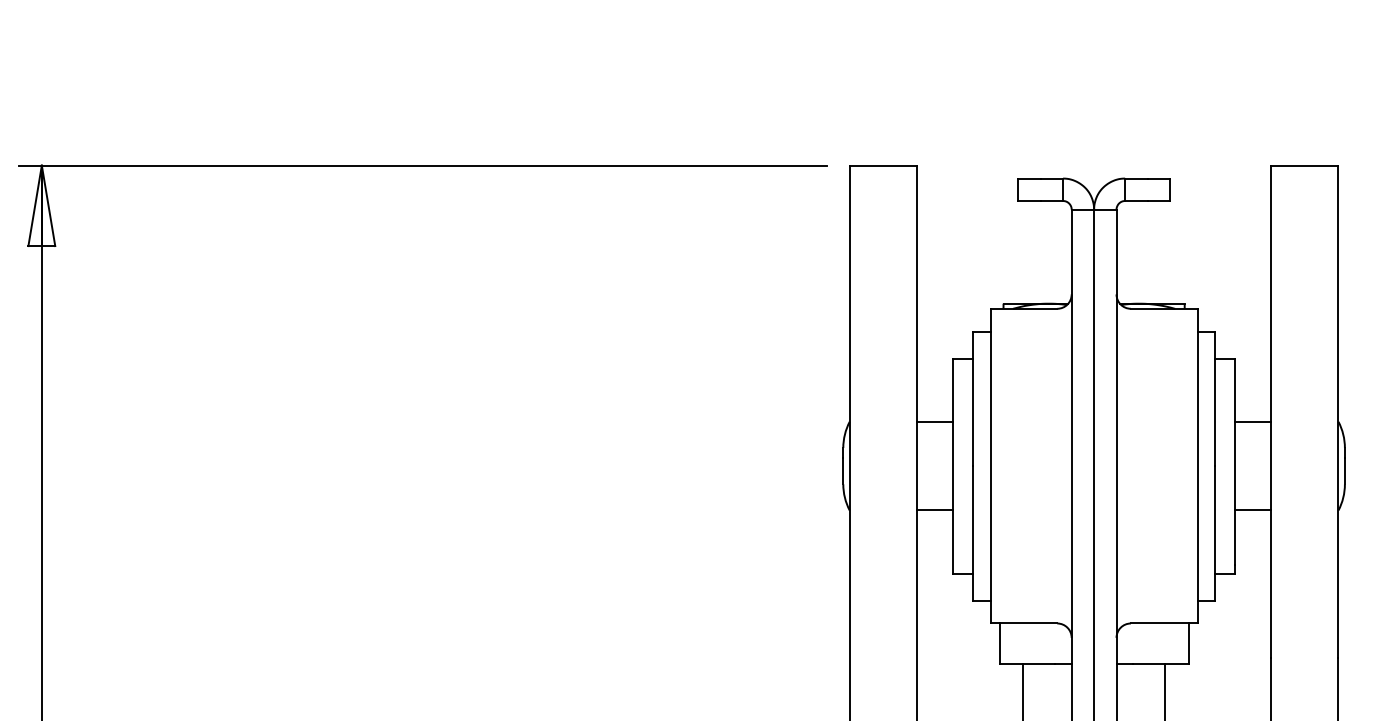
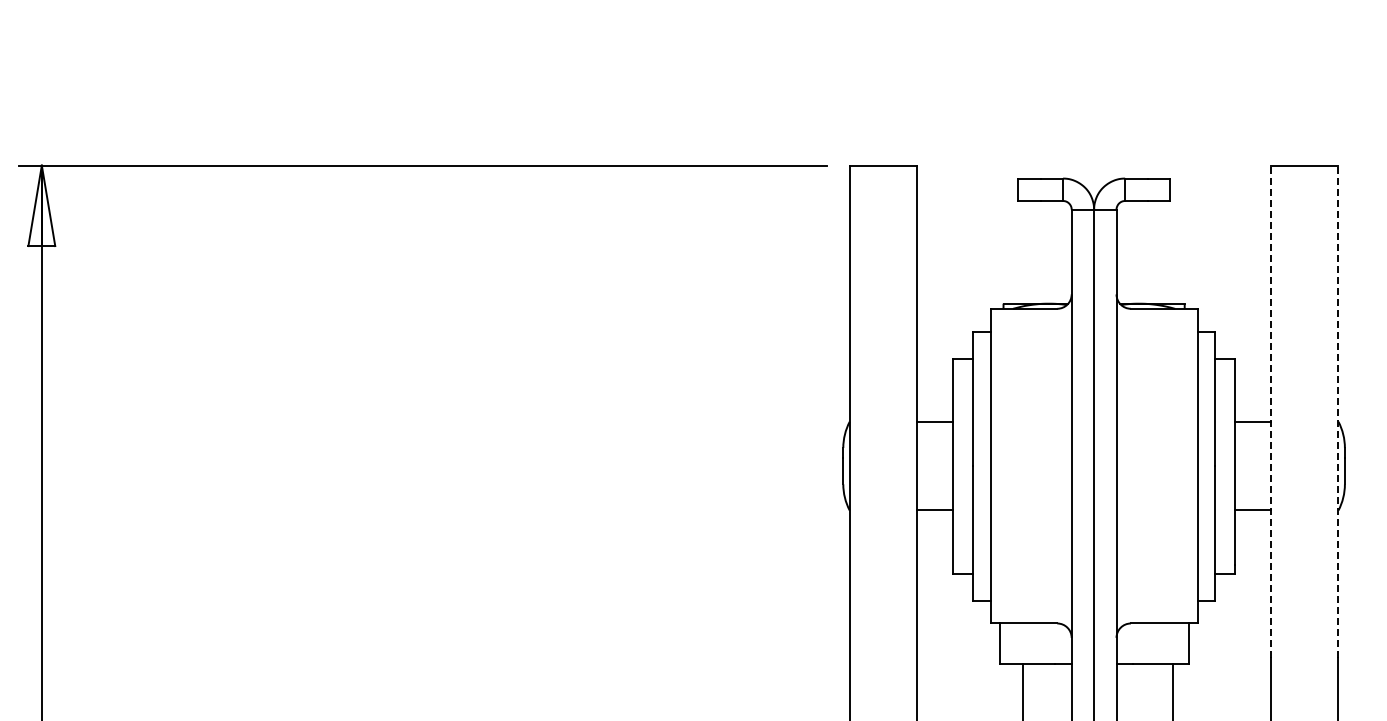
line: solid -> dashed (1270, 411)
line: solid -> dashed (1338, 411)
line position: (1165, 690) -> (1173, 690) (1173, 690)
